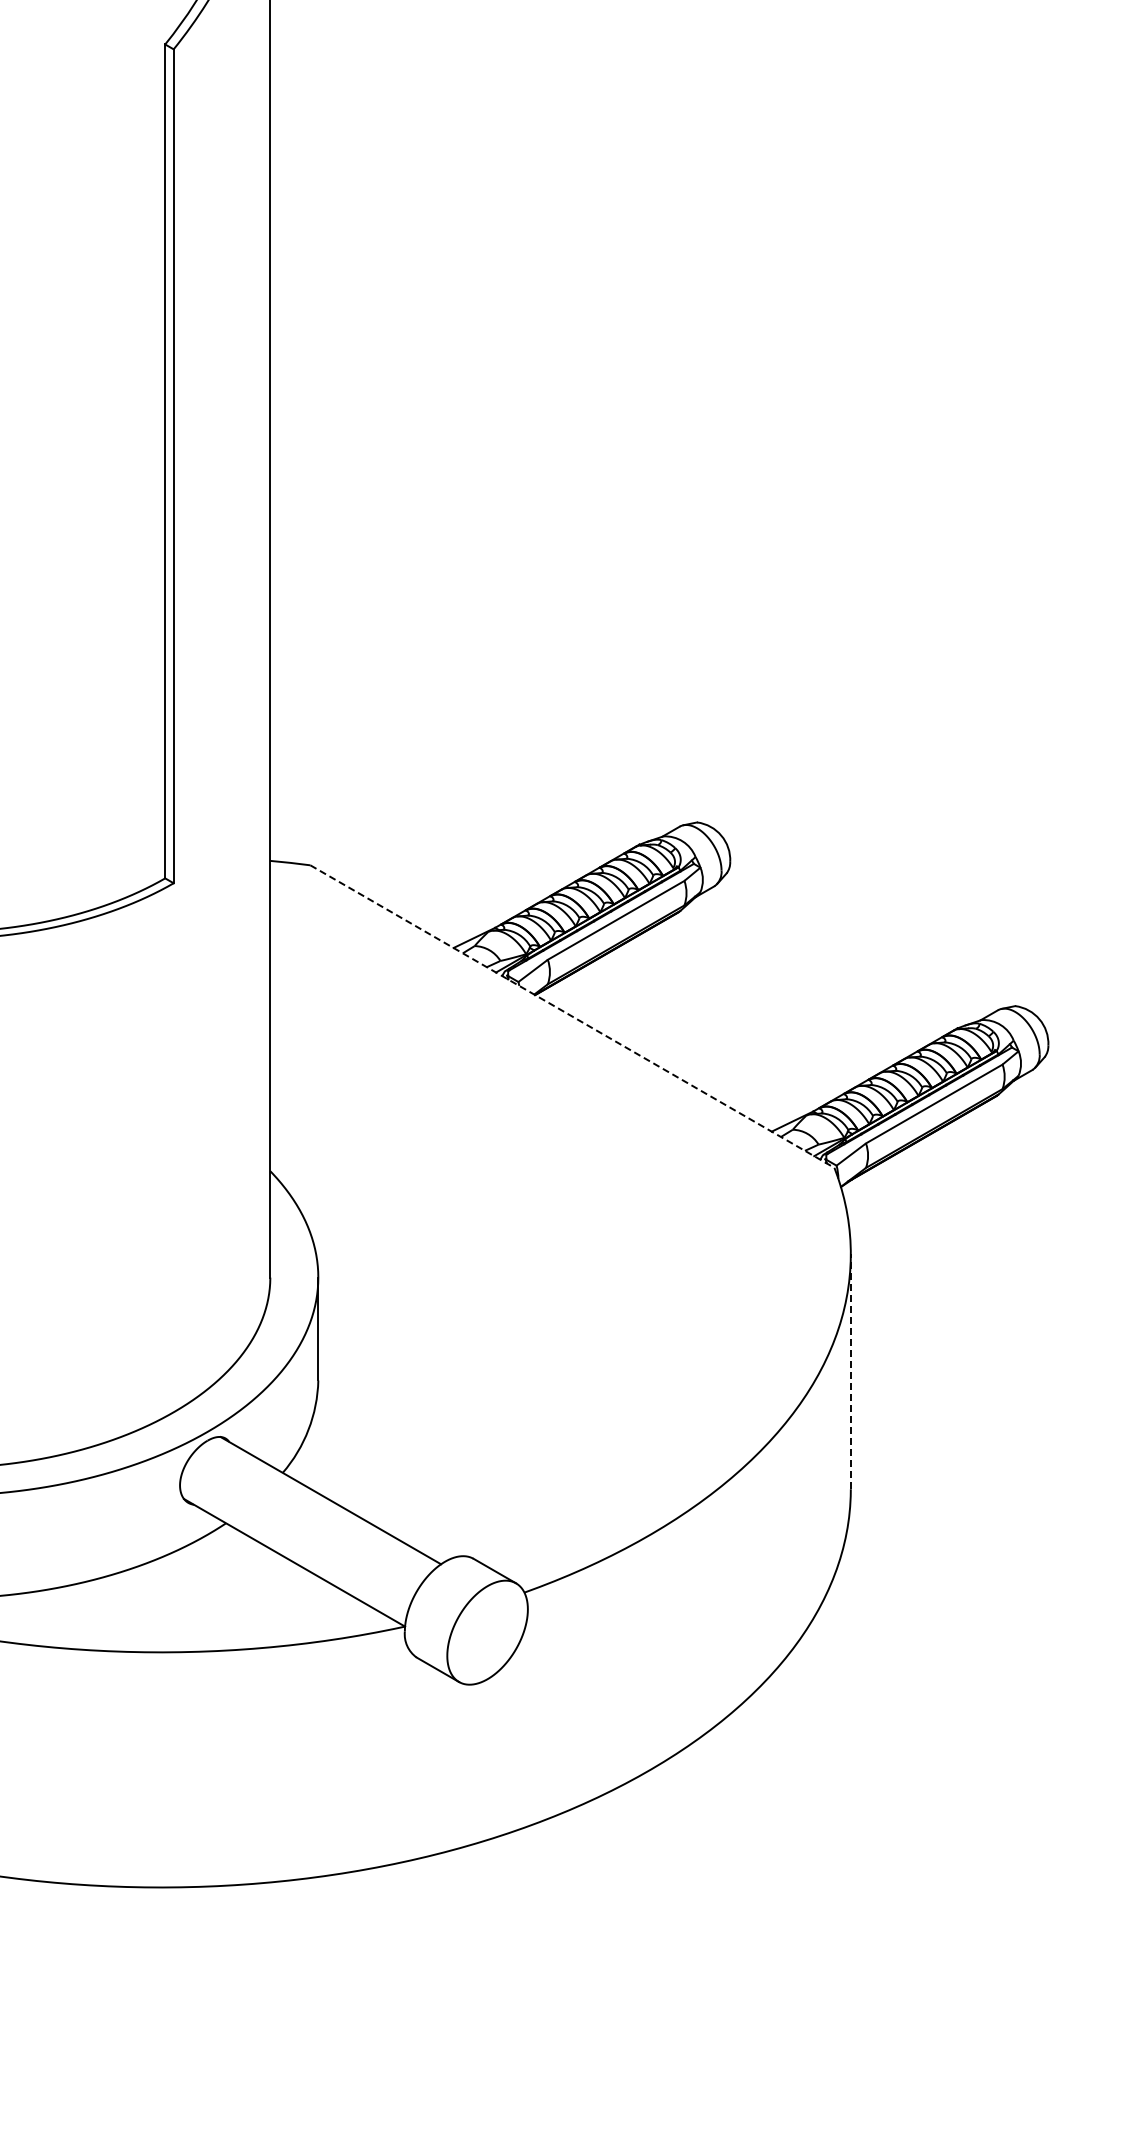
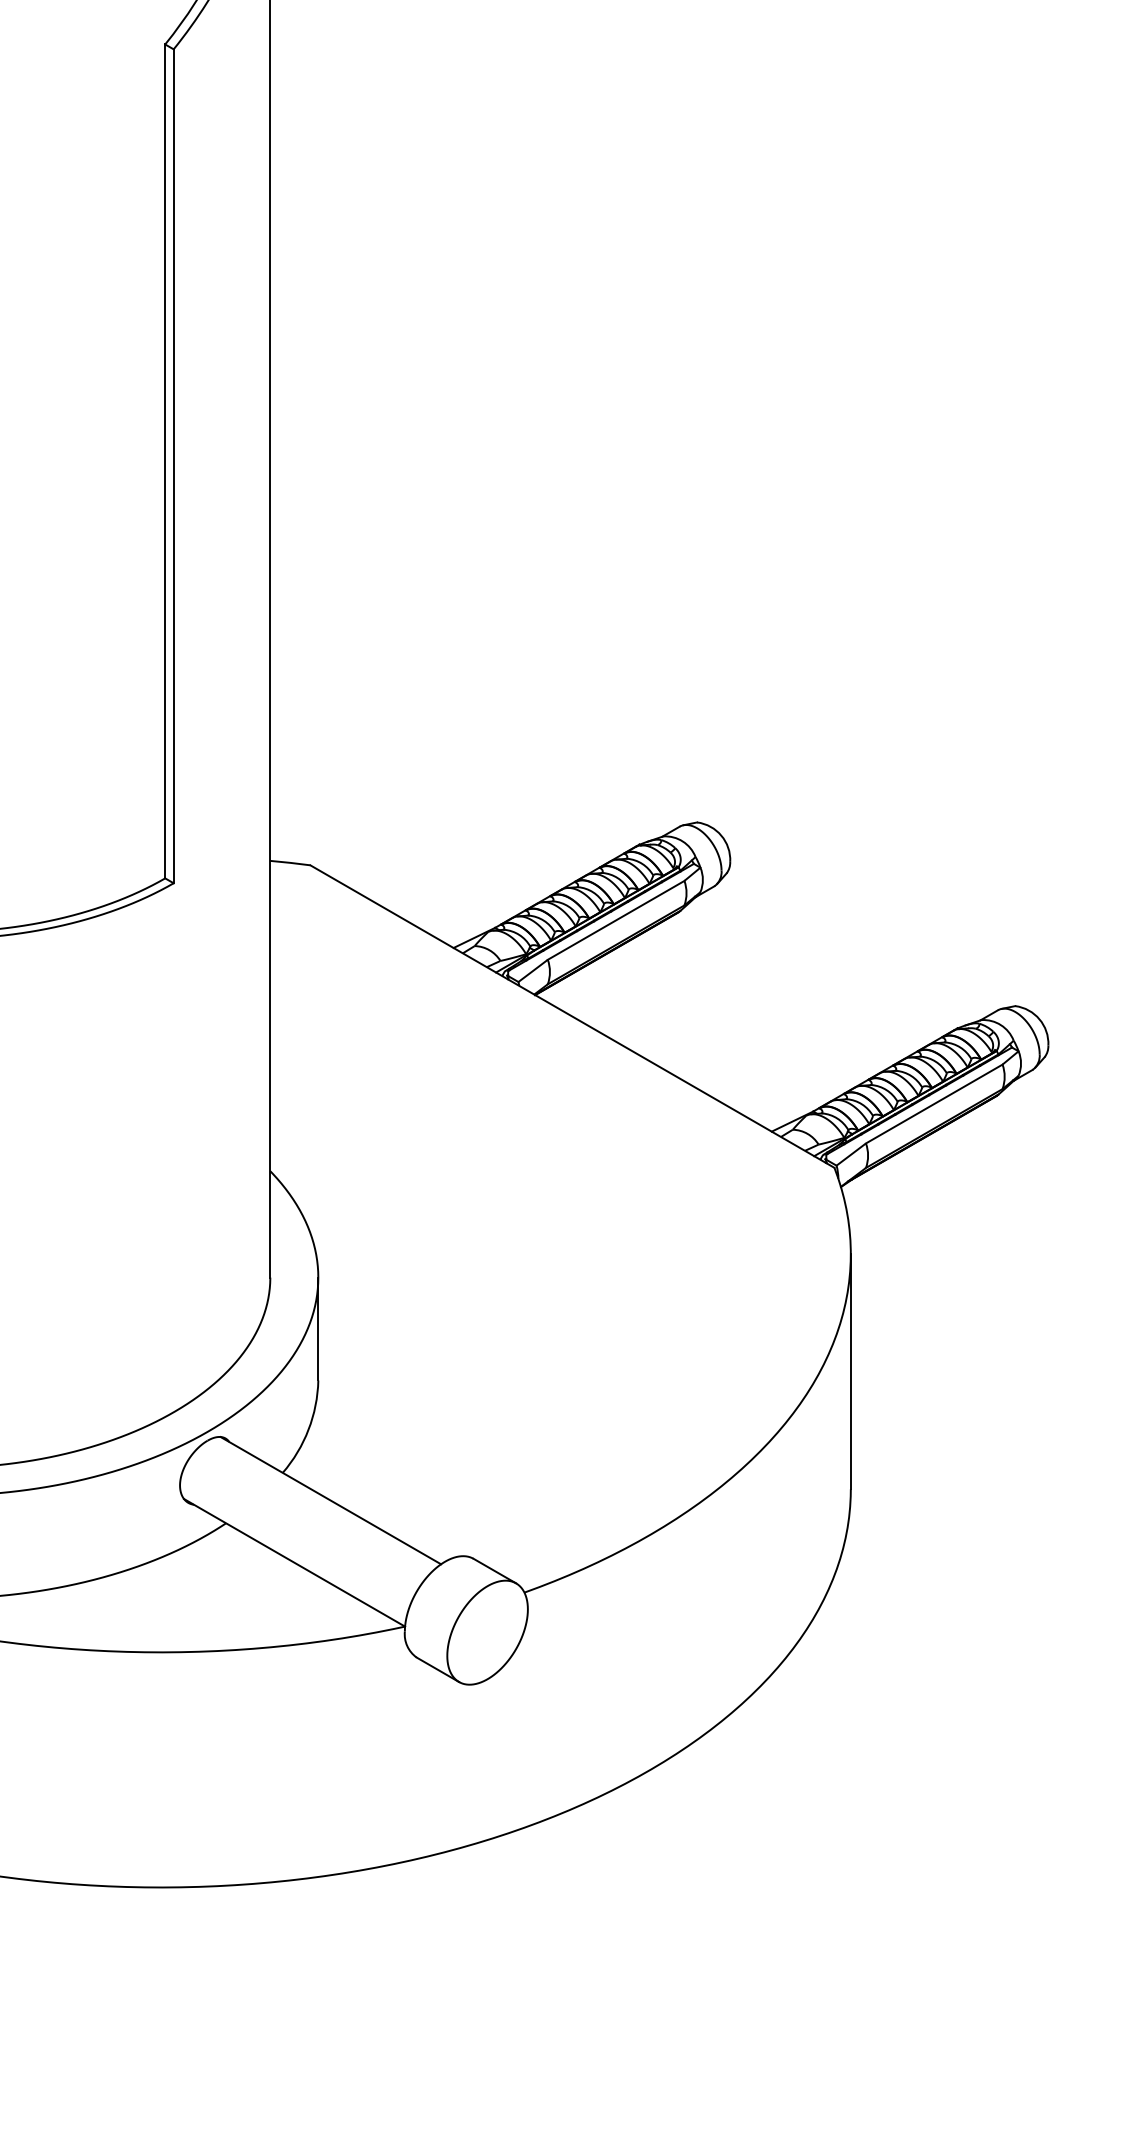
line: dashed -> solid (572, 1016)
line: dashed -> solid (850, 1371)
